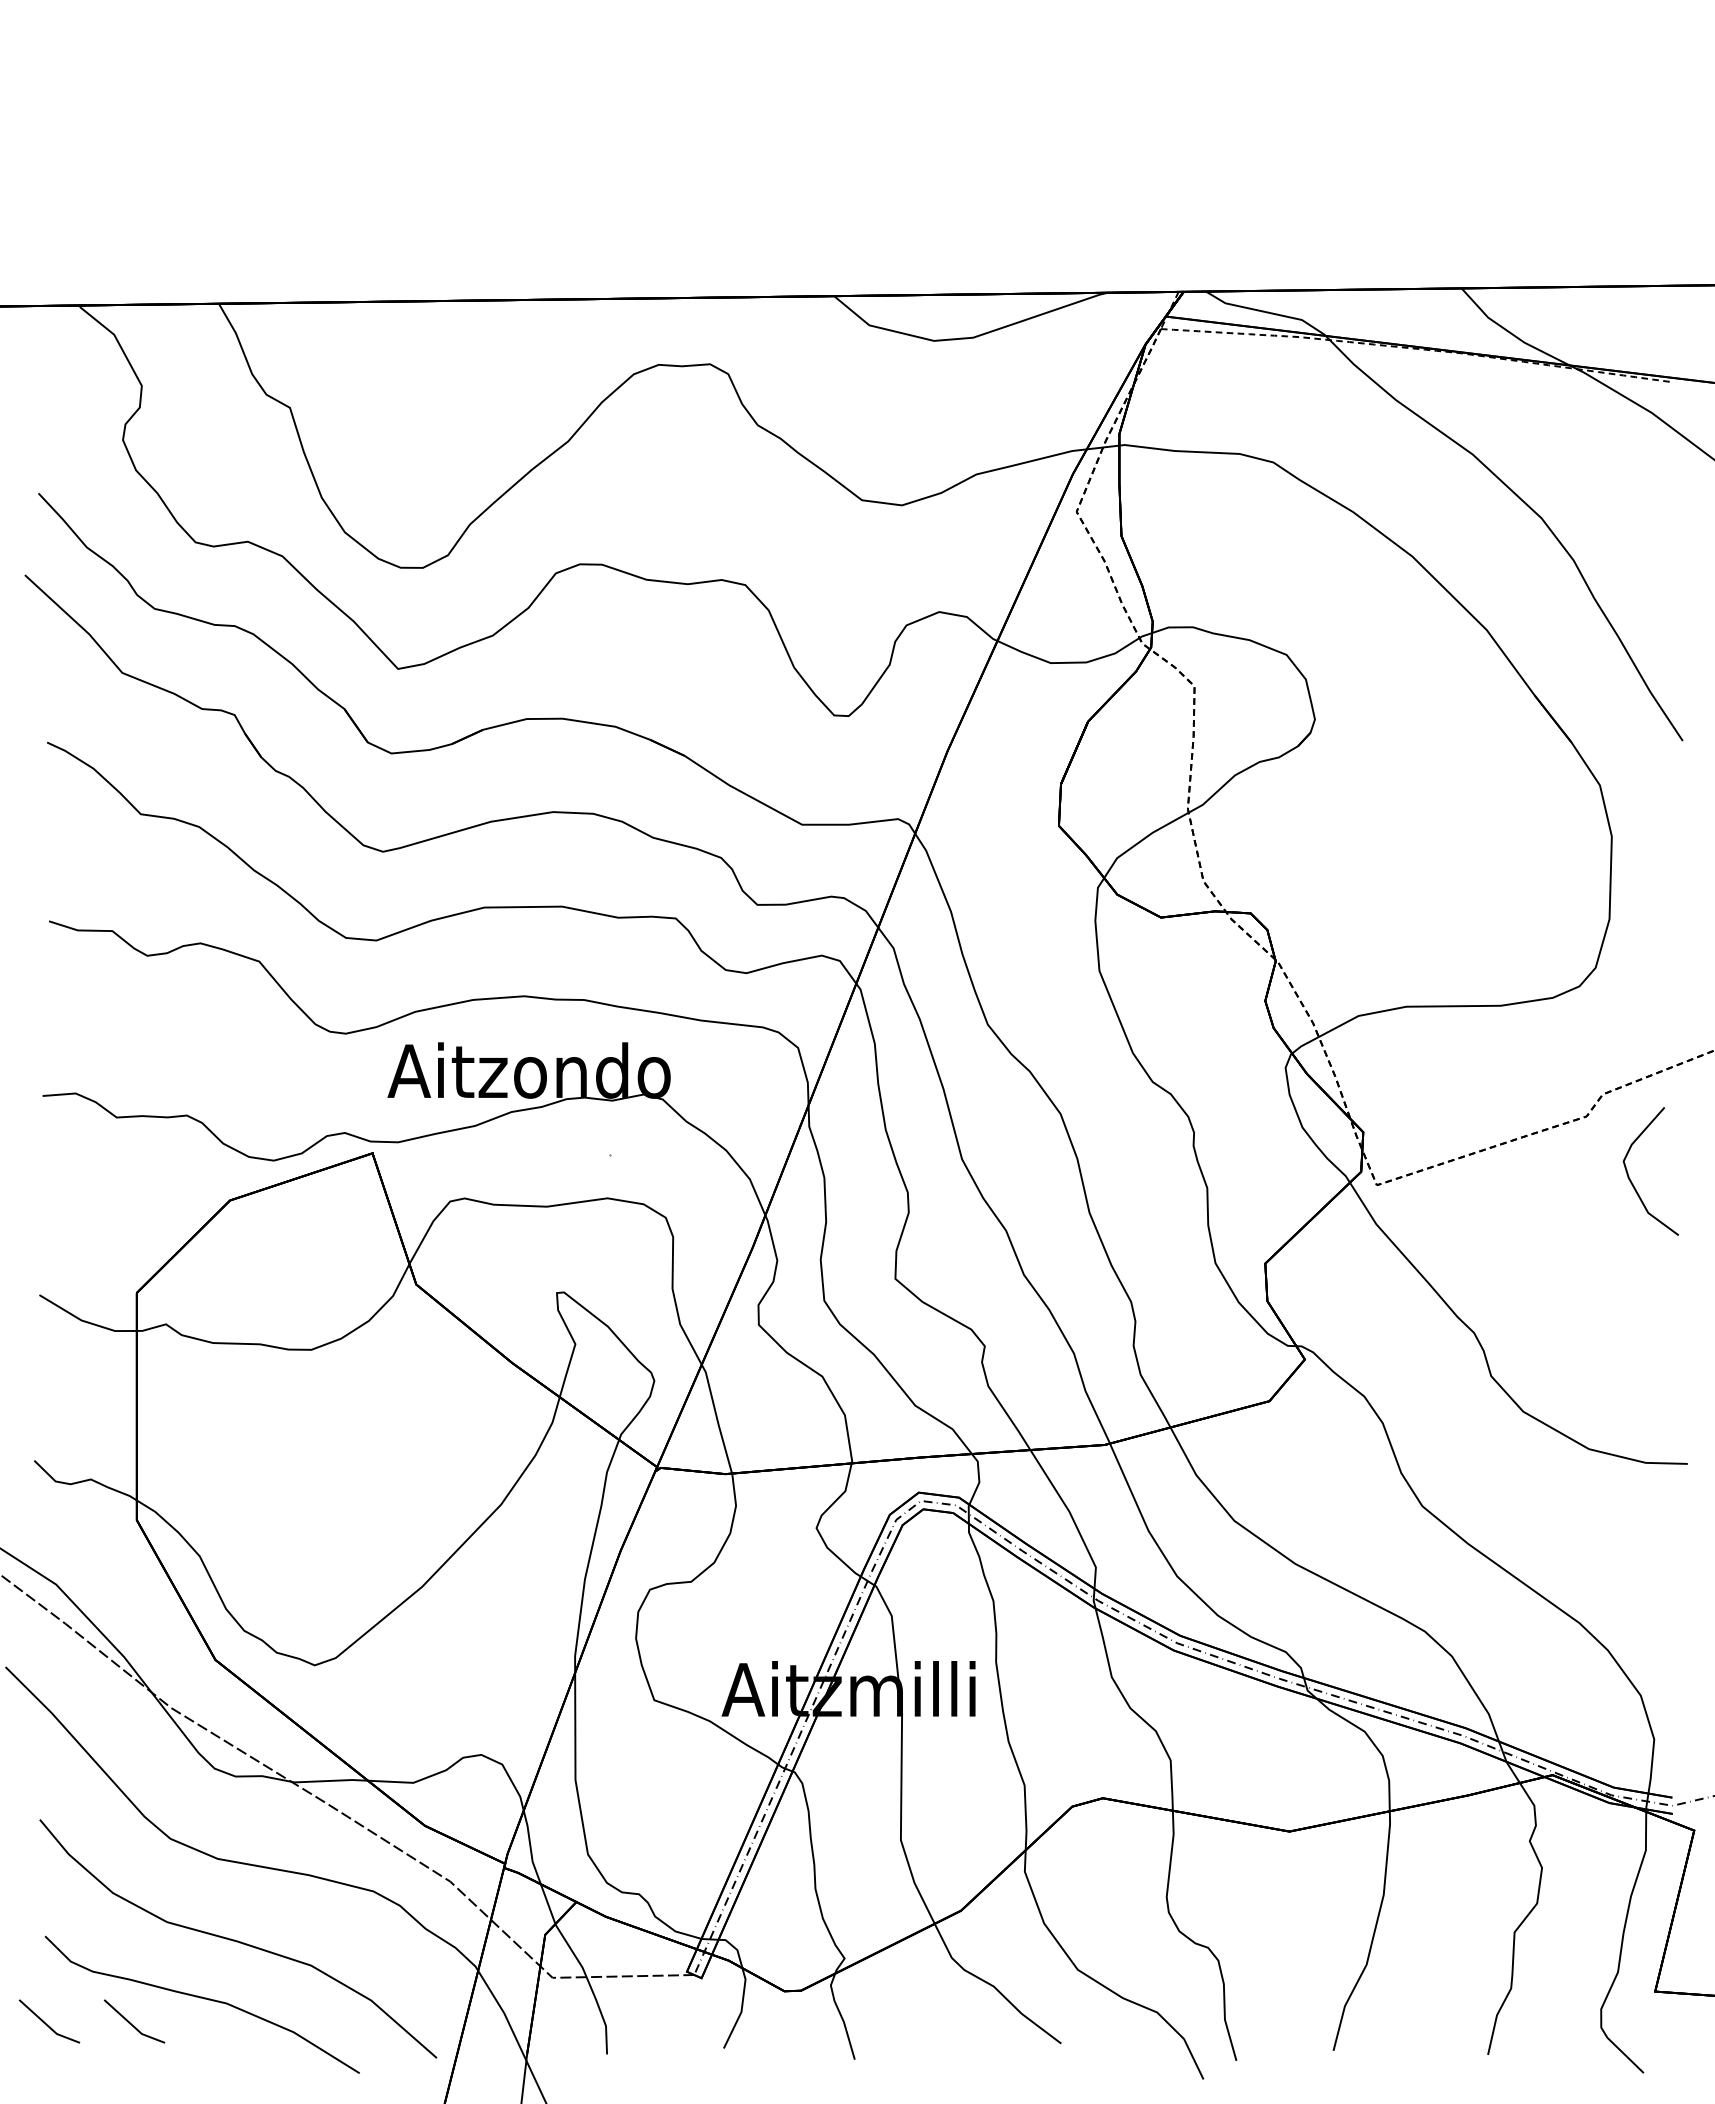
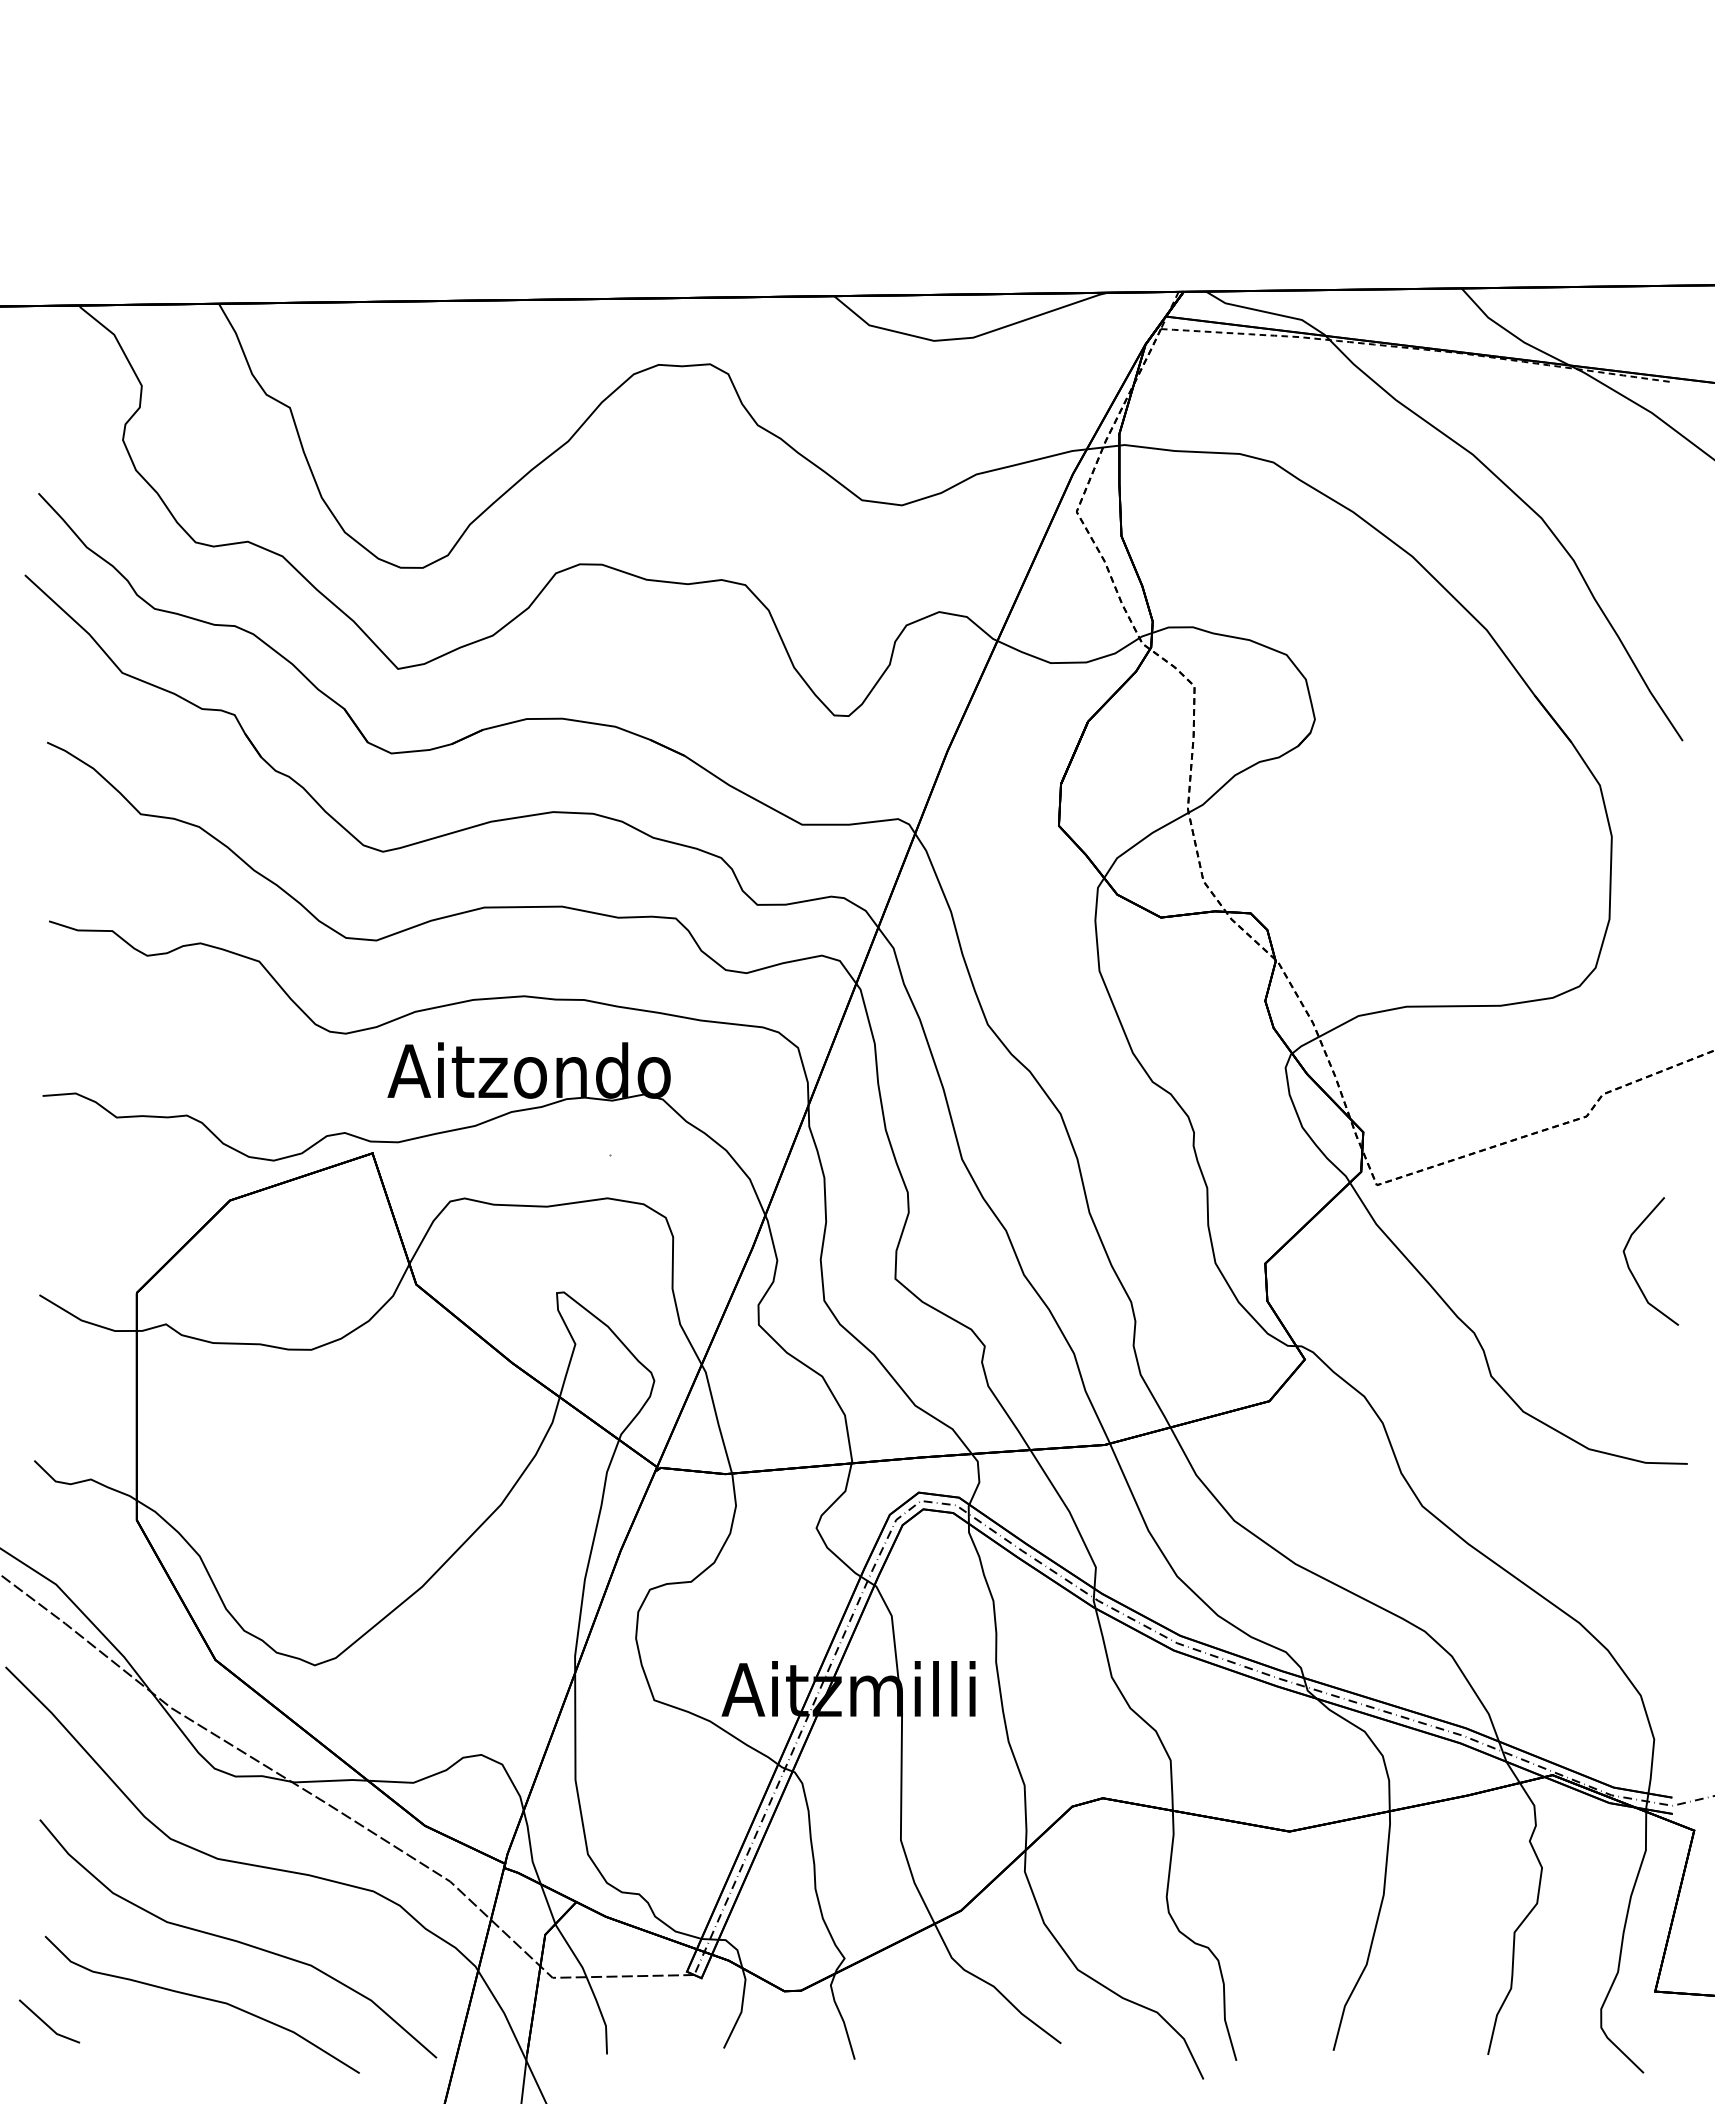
curve position: (1631, 1180) -> (1631, 1270) (1631, 1270)
line: present -> none (131, 2023)
